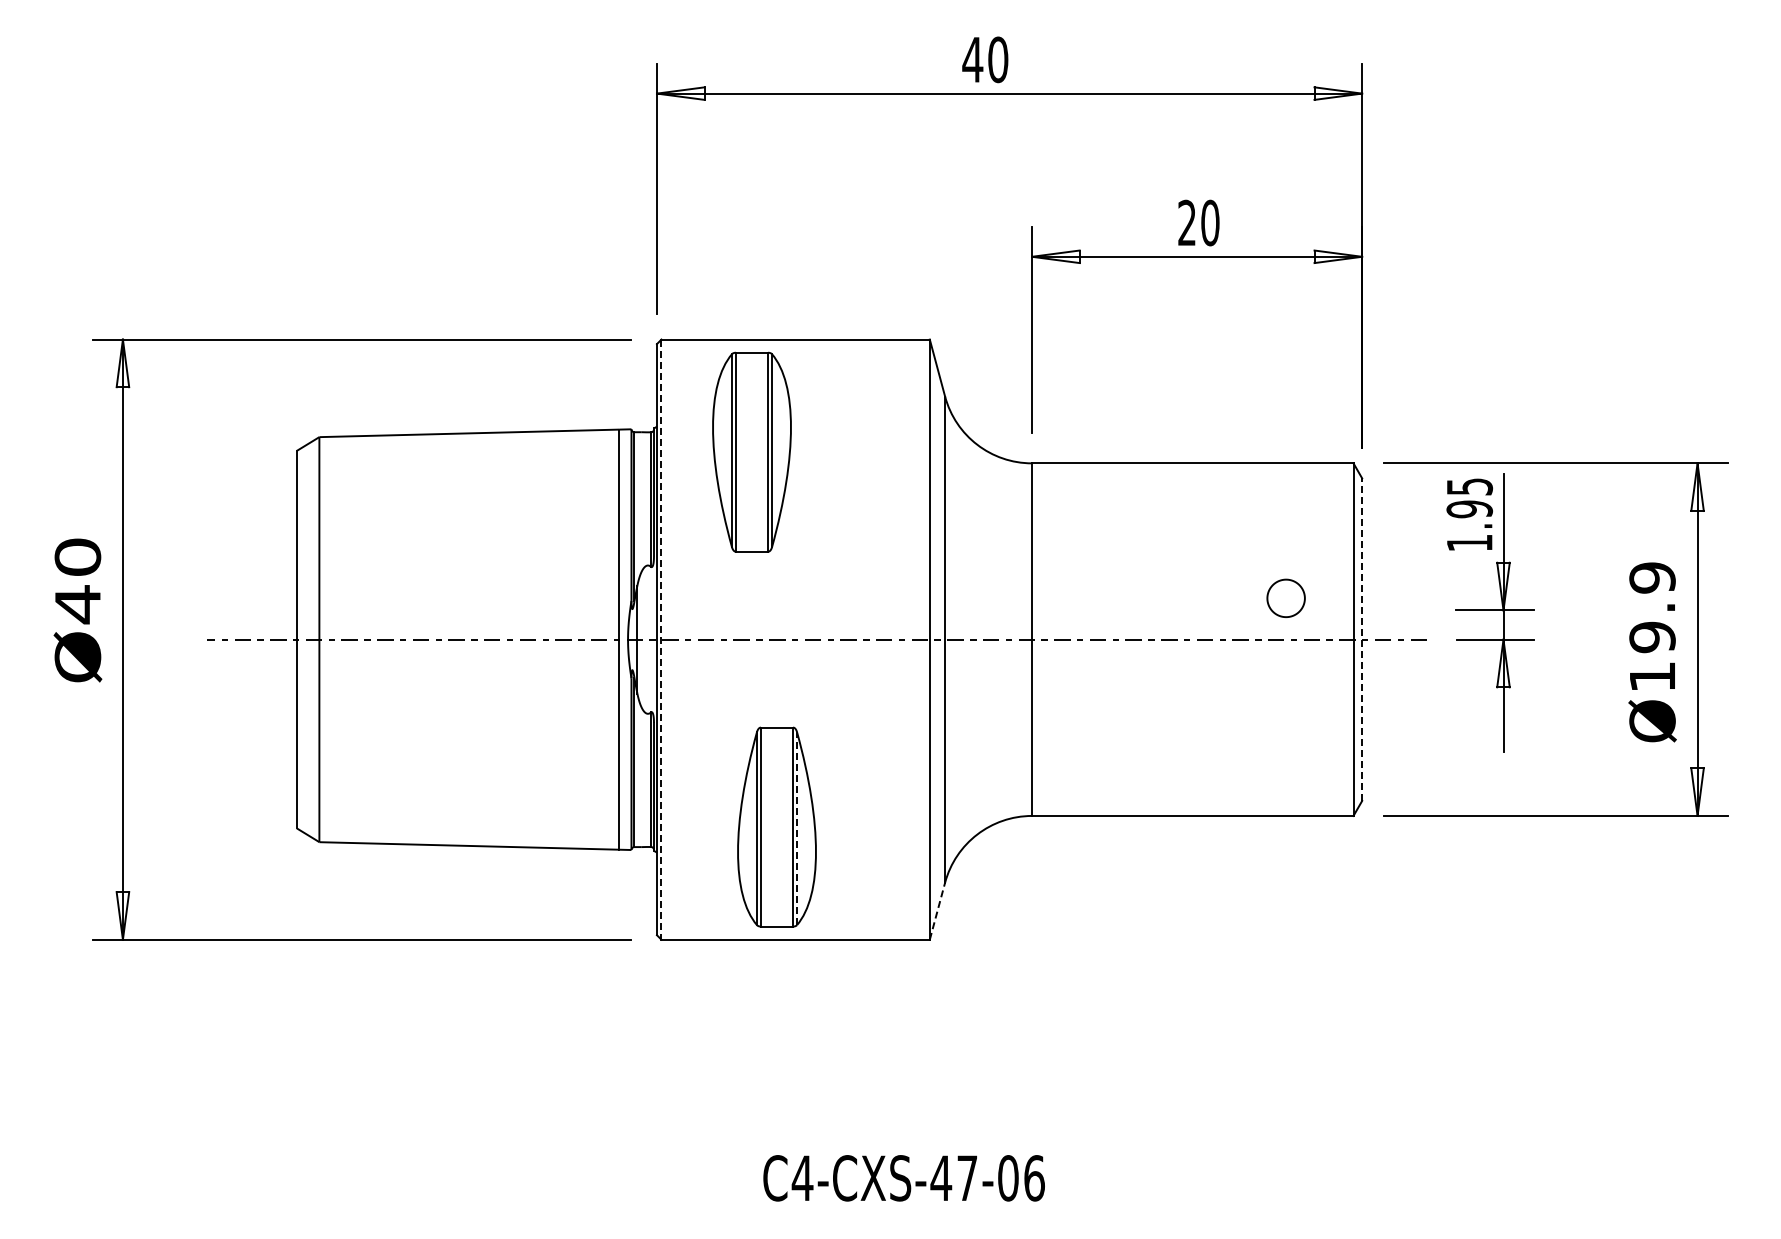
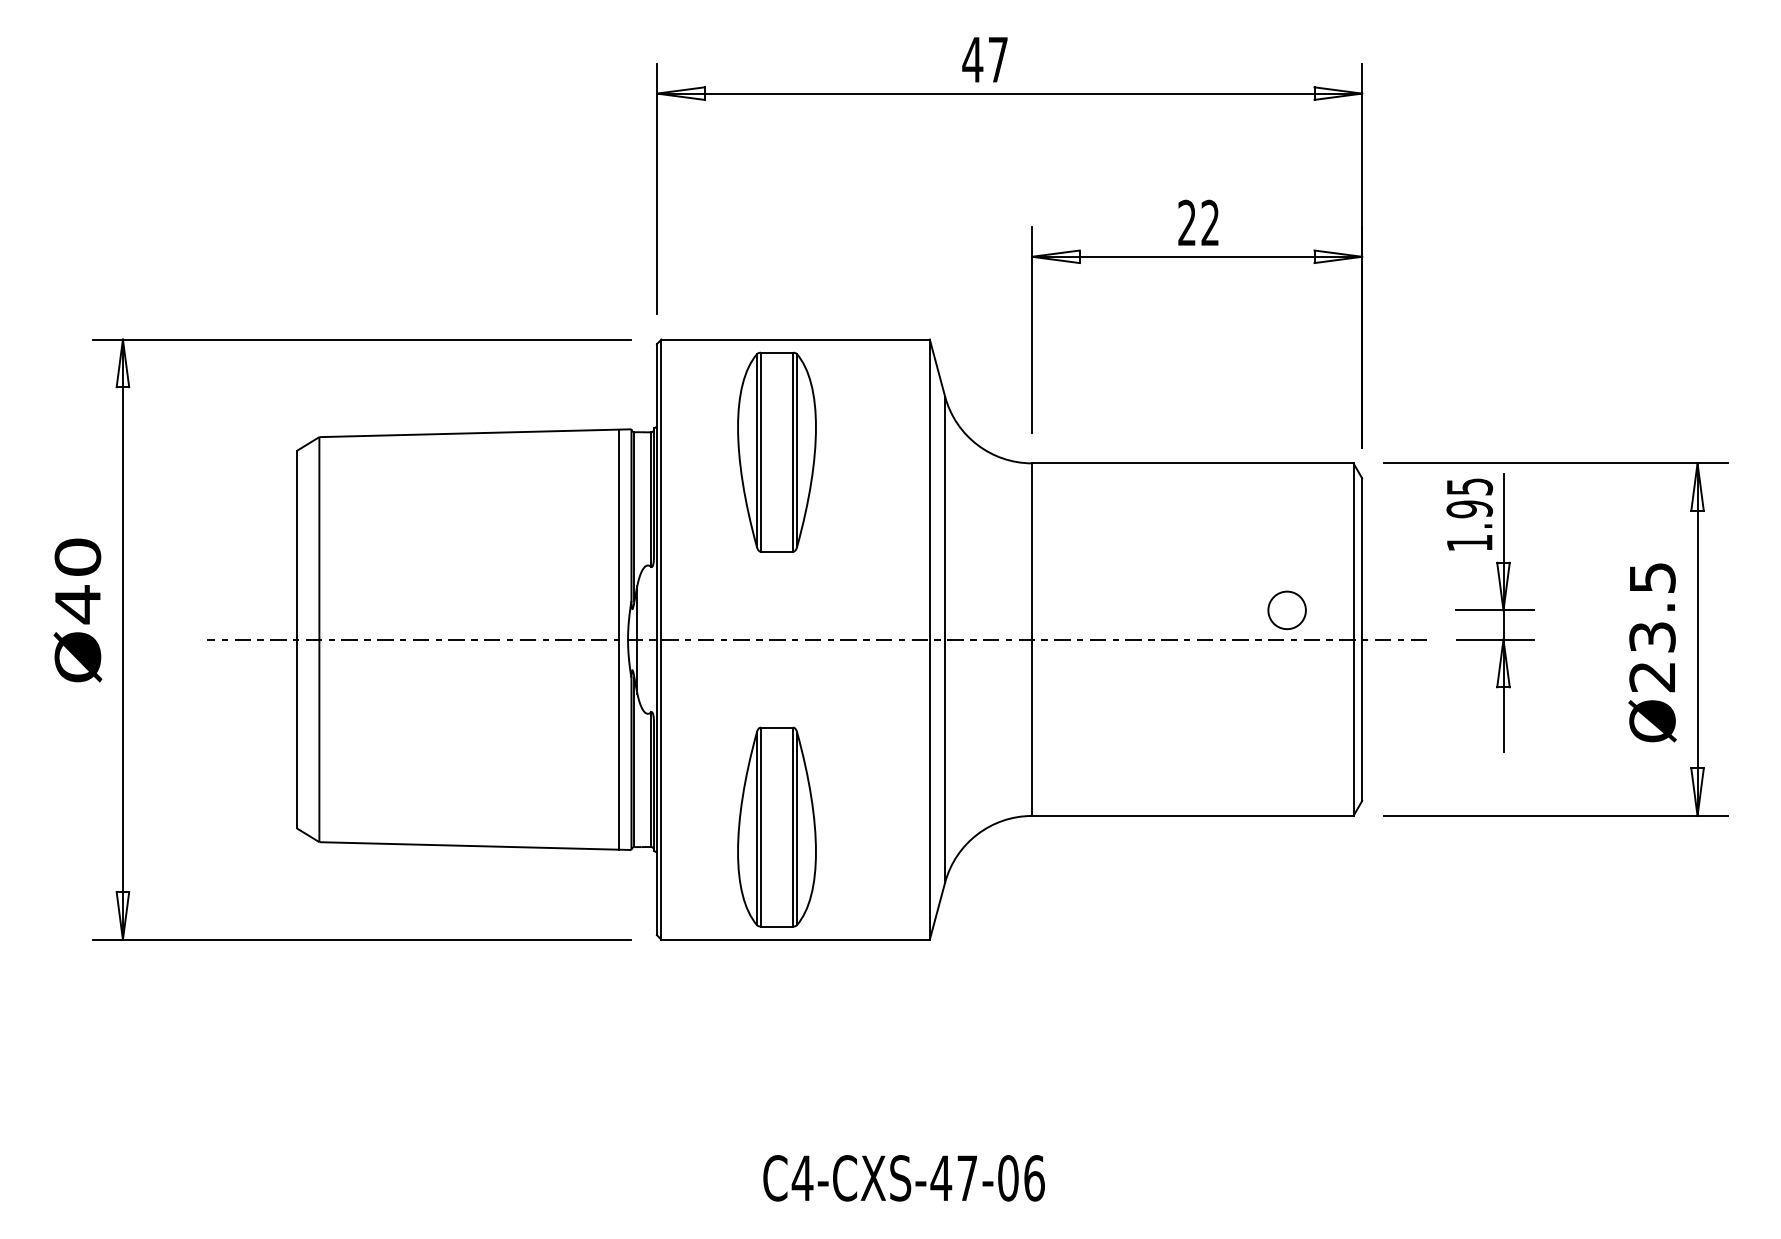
text: 40 -> 47 (998, 59)
text: 20 -> 22 (1210, 222)
part position: (751, 451) -> (776, 451) (776, 451)
part position: (1285, 597) -> (1286, 609) (1286, 609)
text: Ø19.9 -> Ø23.5 (1652, 627)
line: dashed -> solid (1362, 639)
line: dashed -> solid (661, 640)
line: dashed -> solid (797, 828)
line: dashed -> solid (937, 911)
